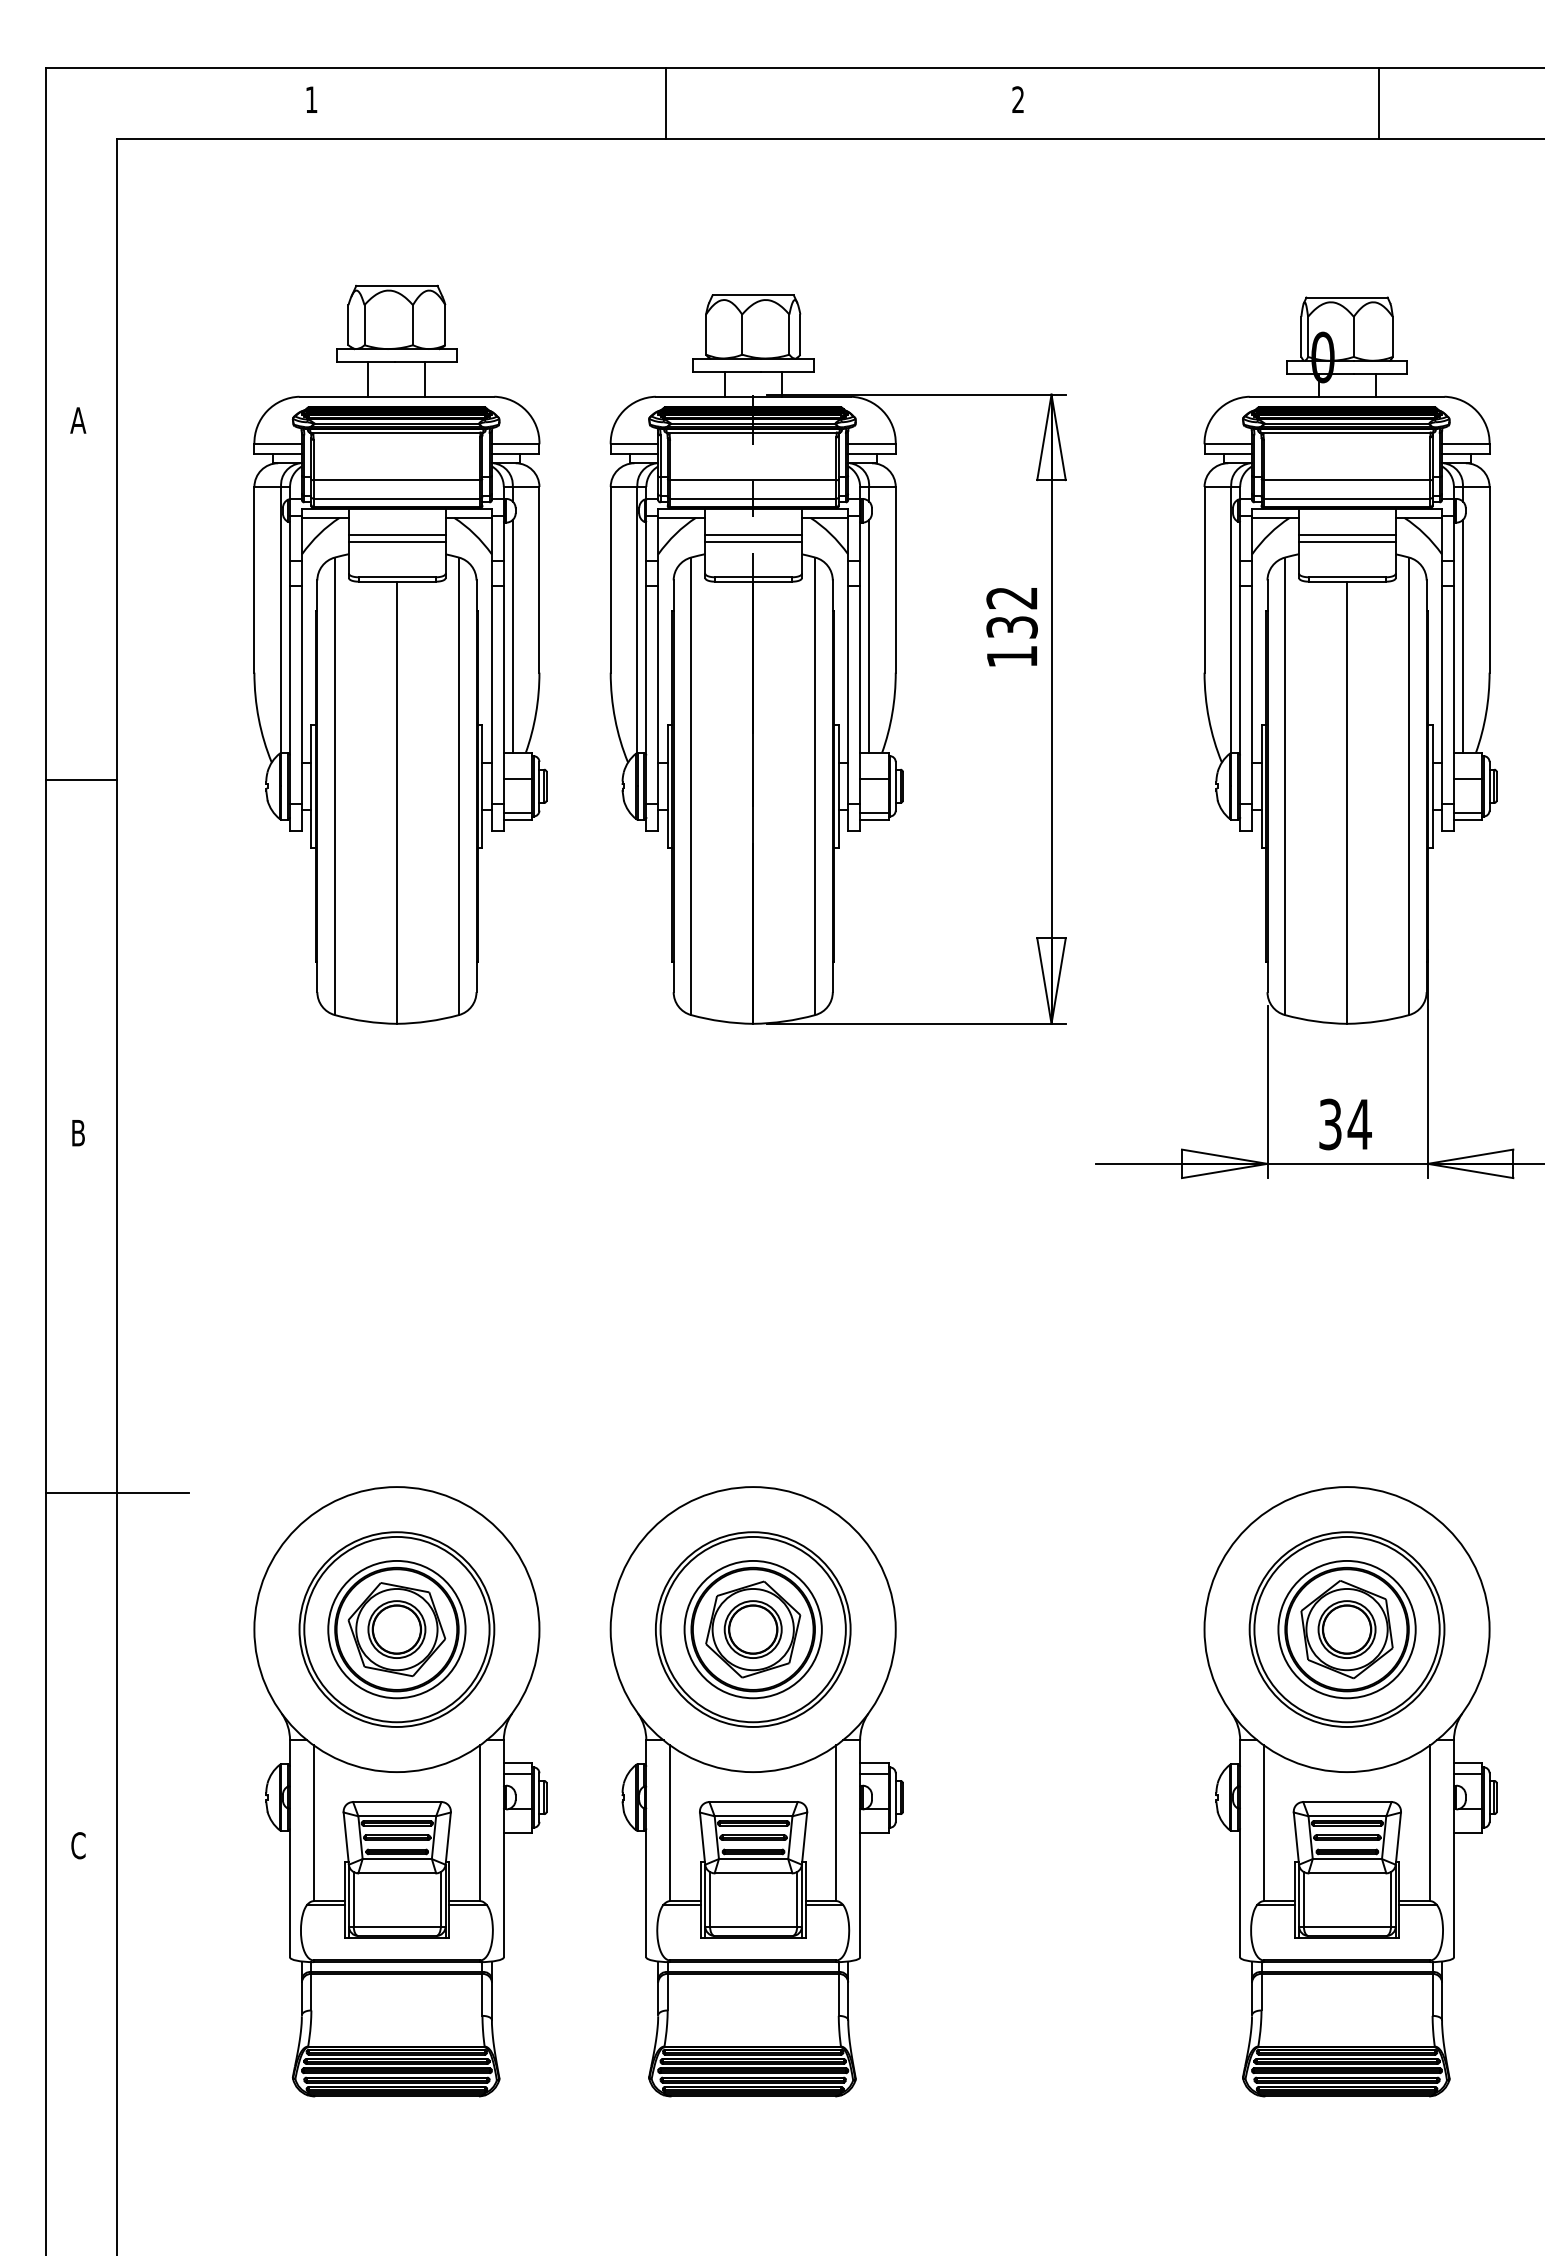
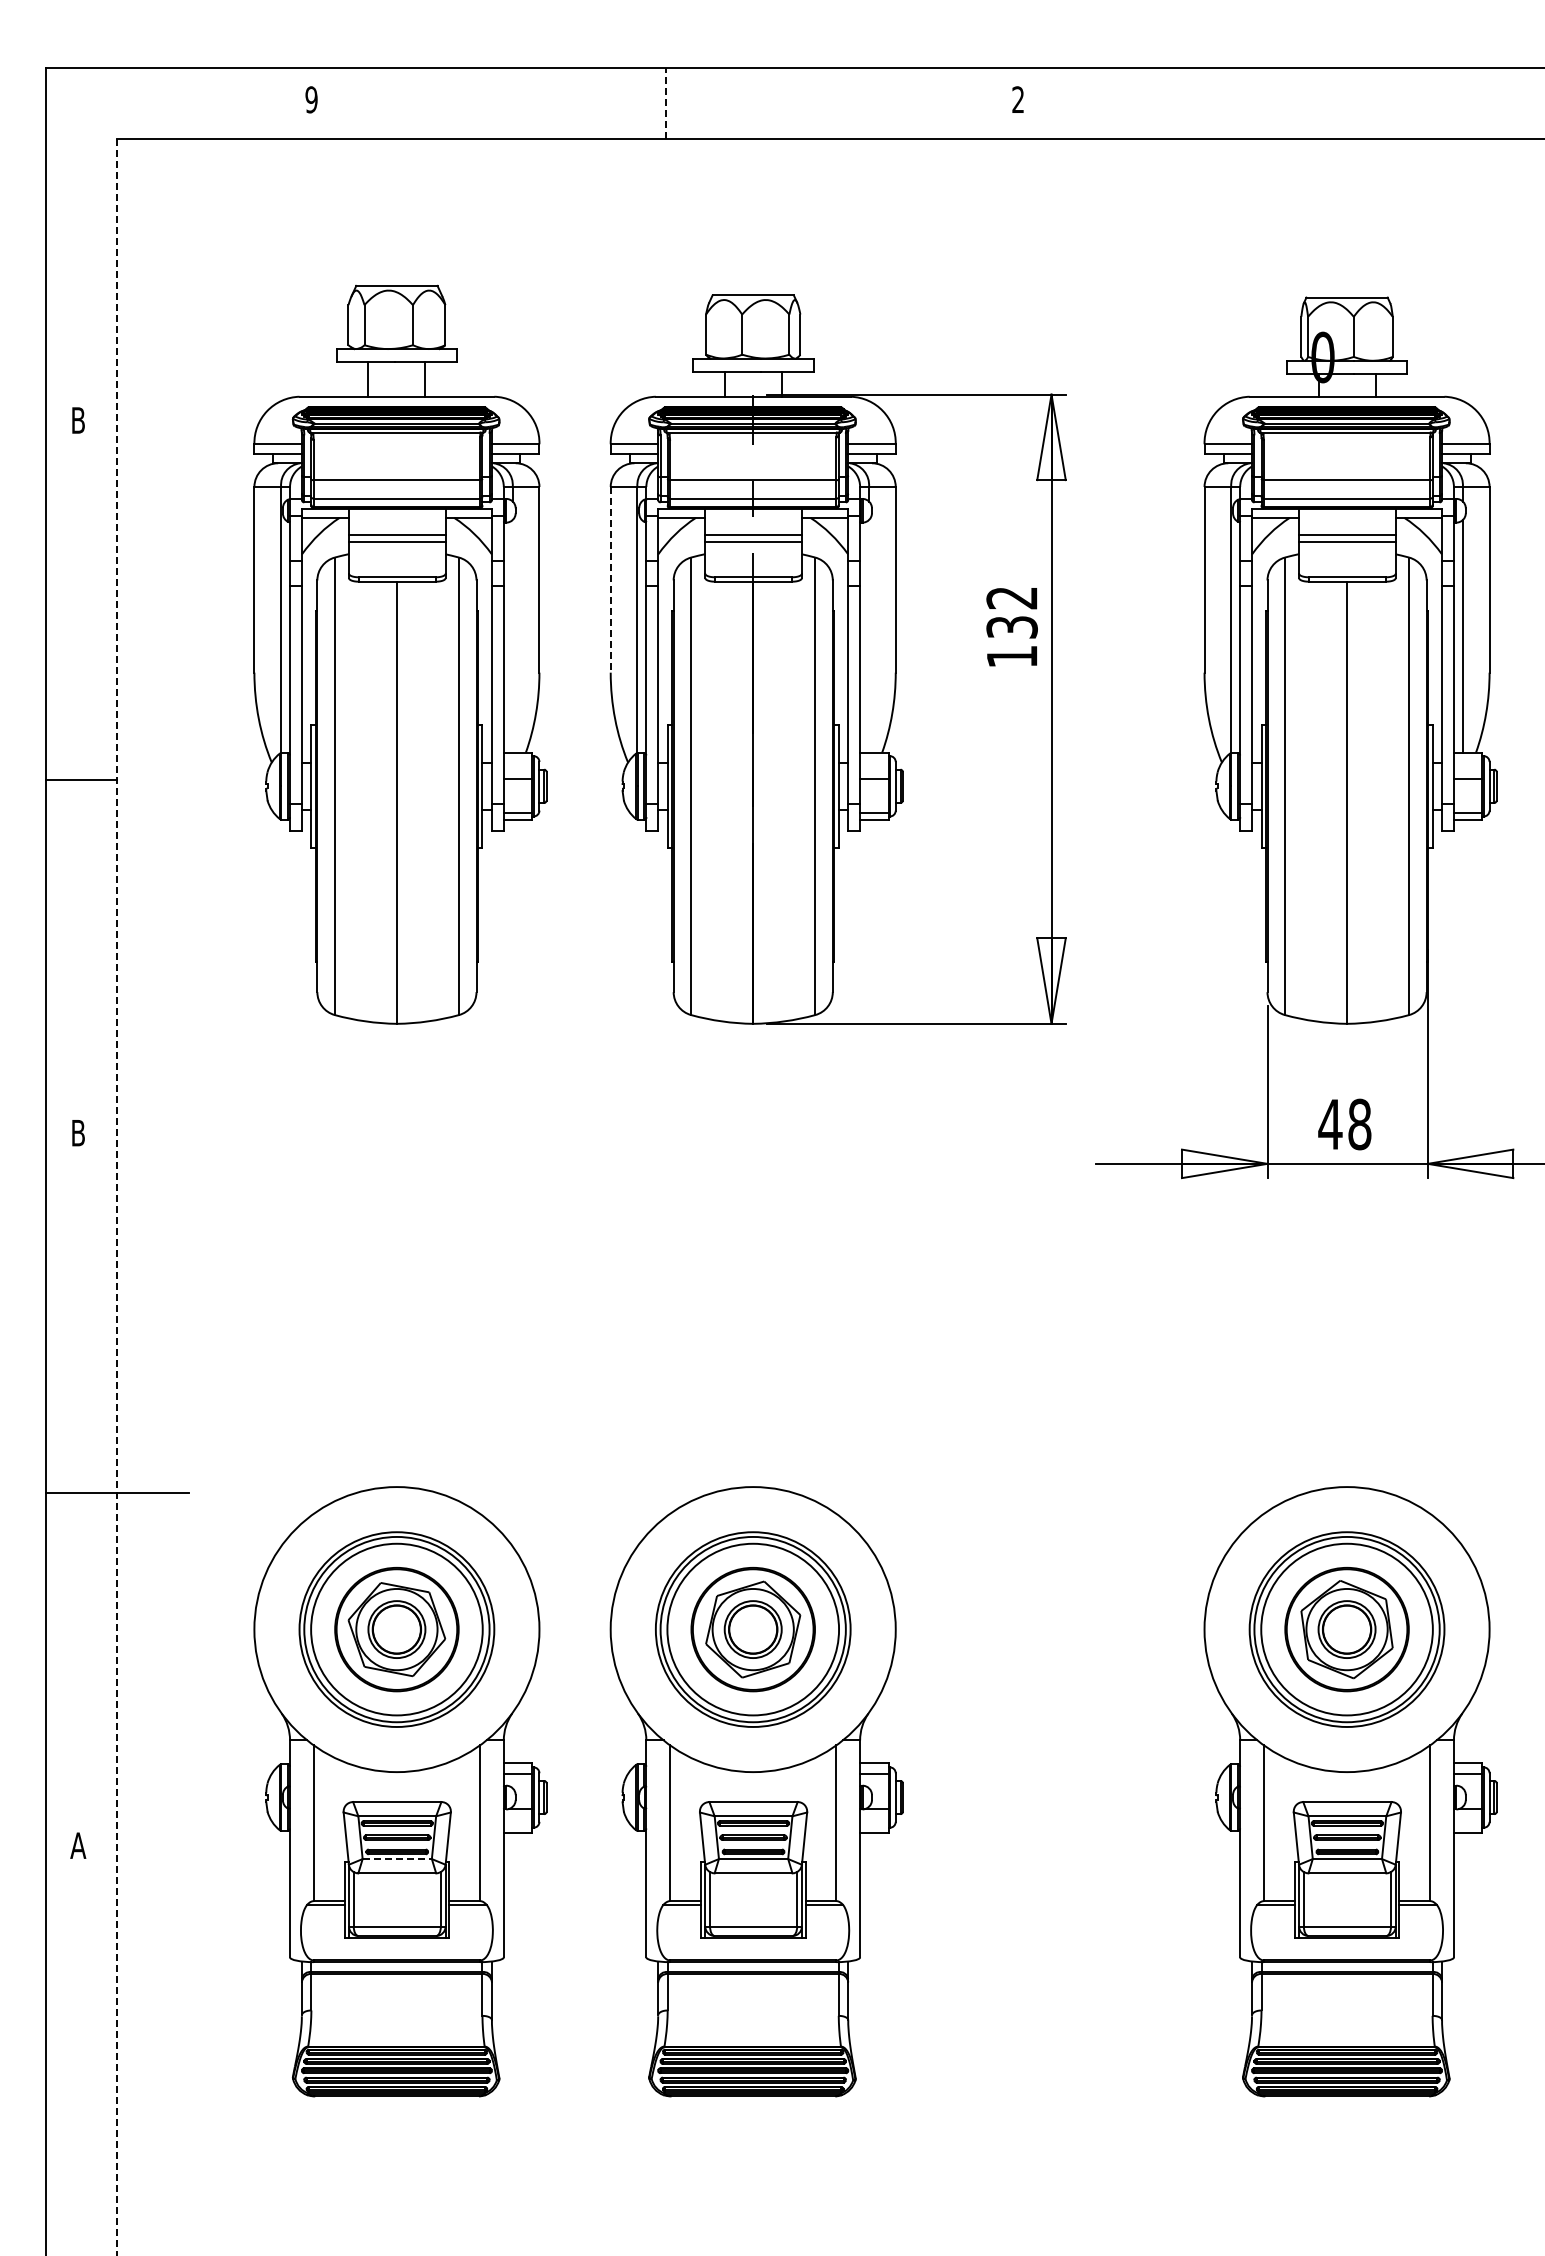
text: 1 -> 9 (311, 99)
line: present -> none (1378, 102)
line: solid -> dashed (666, 103)
text: A -> B (78, 420)
line: solid -> dashed (610, 579)
line: present -> none (512, 636)
line: present -> none (869, 636)
text: 34 -> 48 (1344, 1124)
line: solid -> dashed (117, 1197)
circle diameter: 137 px -> 172 px (396, 1629)
circle diameter: 137 px -> 172 px (753, 1629)
circle diameter: 137 px -> 172 px (1346, 1629)
text: C -> A (78, 1845)
line: solid -> dashed (397, 1859)
